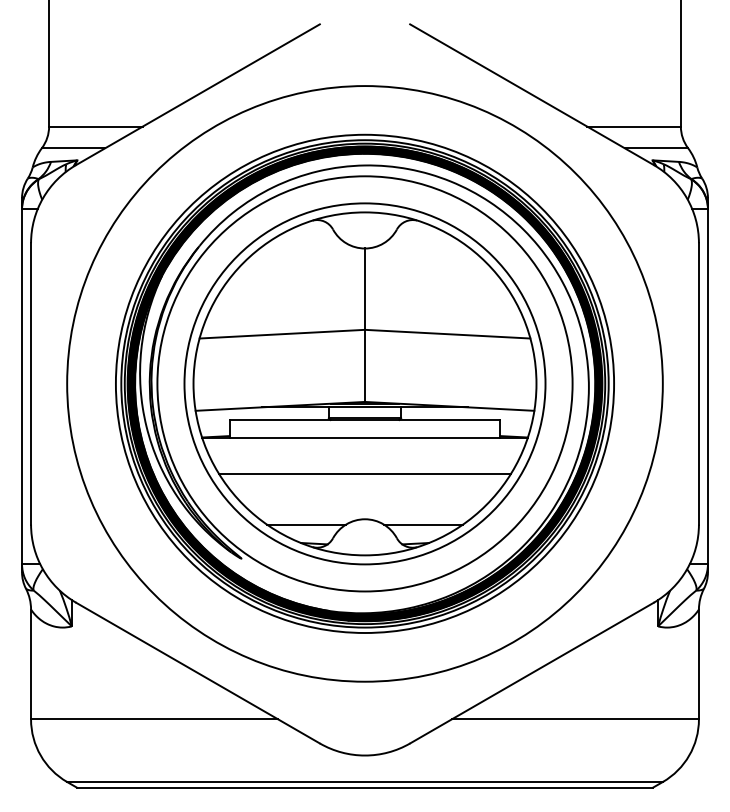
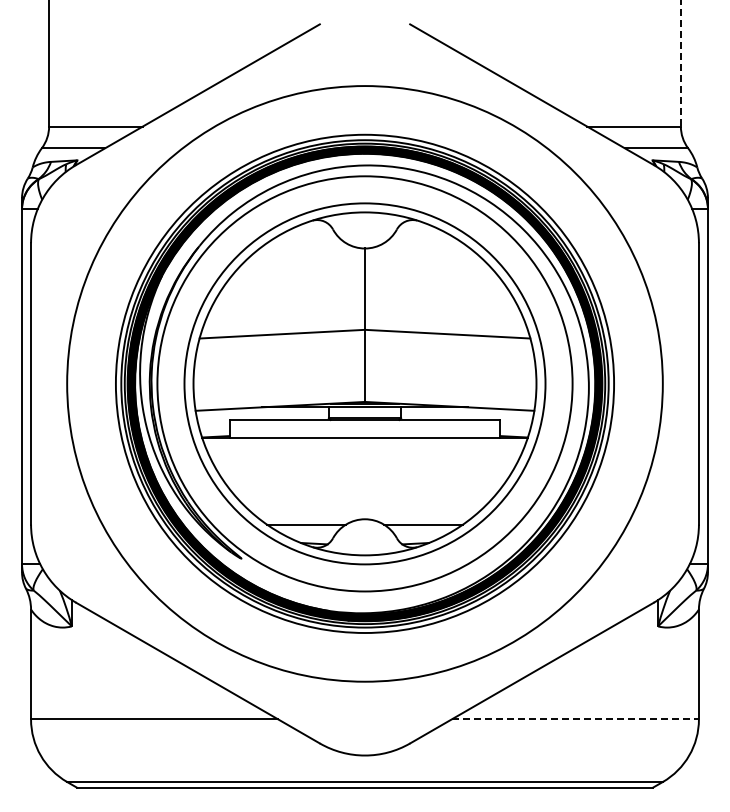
line: solid -> dashed (680, 63)
line: present -> none (364, 474)
line: solid -> dashed (575, 719)
